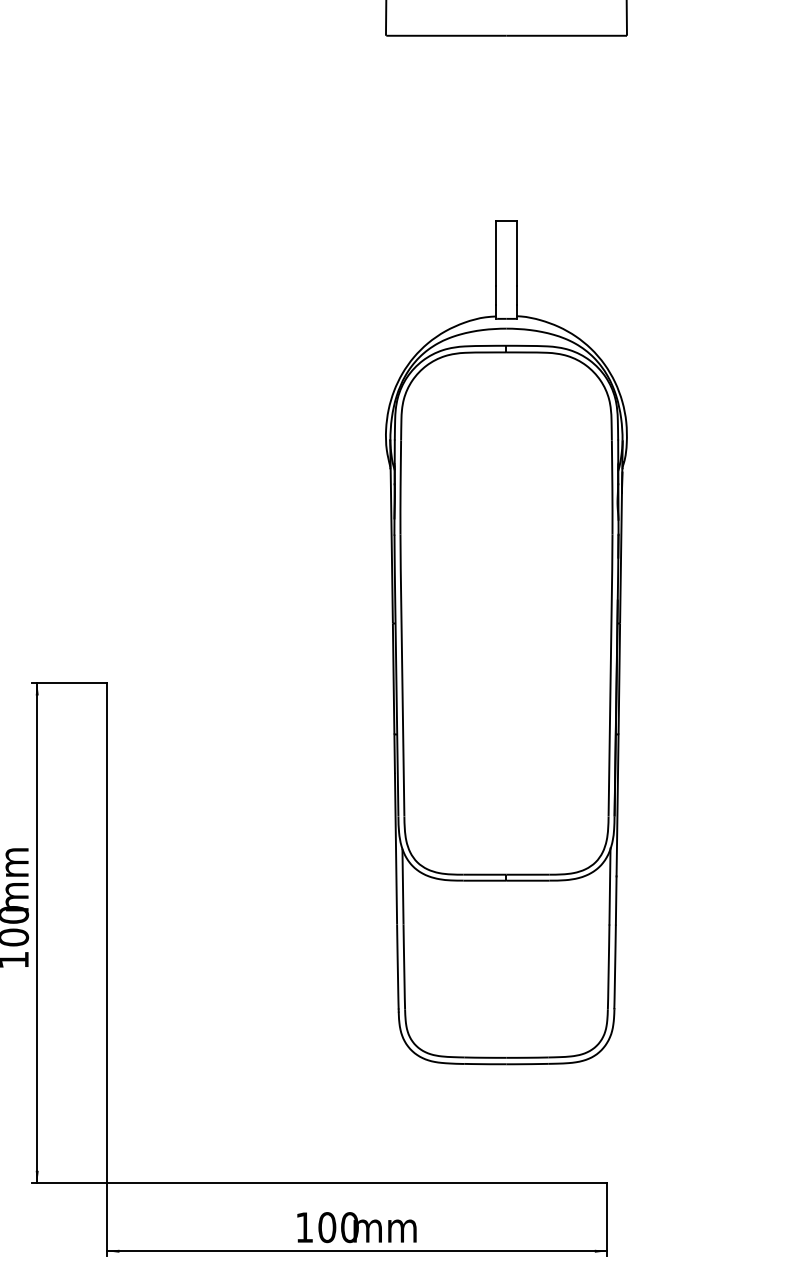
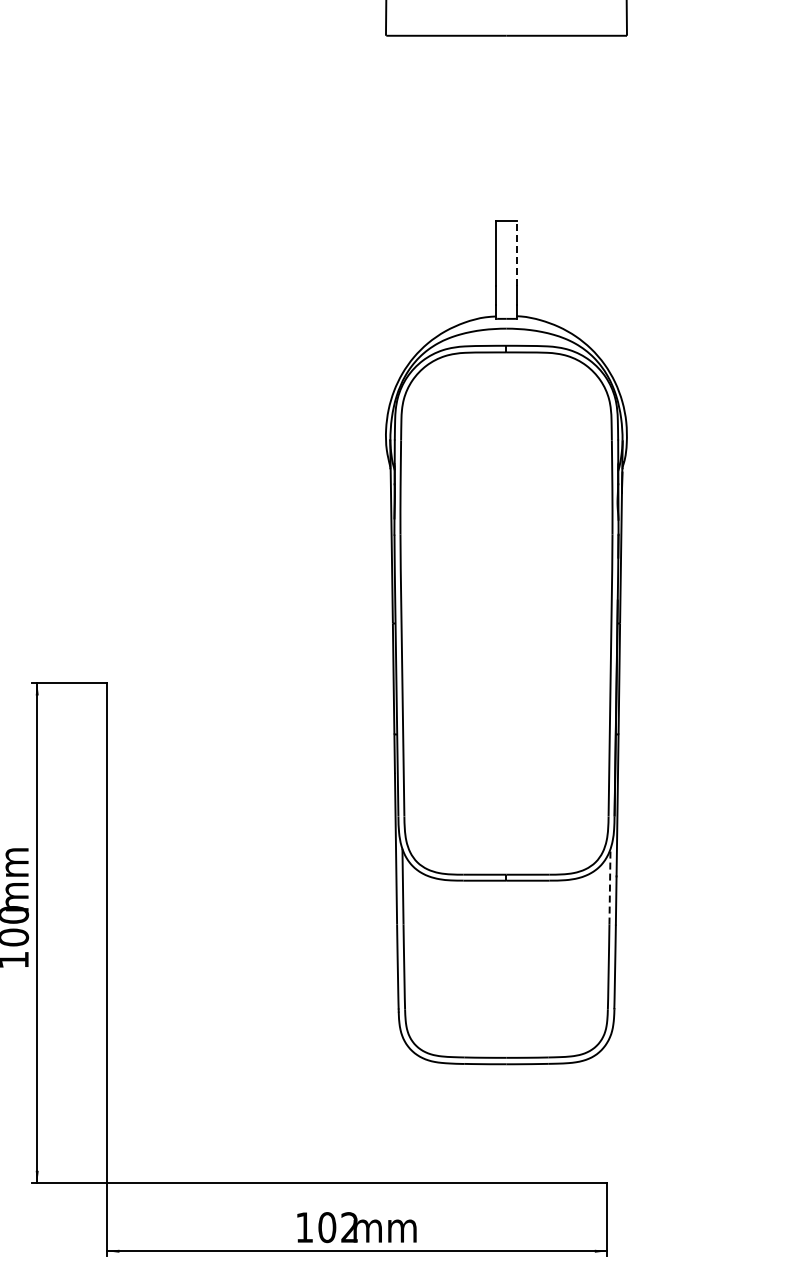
line: solid -> dashed (516, 253)
line: solid -> dashed (609, 886)
text: 100 -> 102 (349, 1227)
